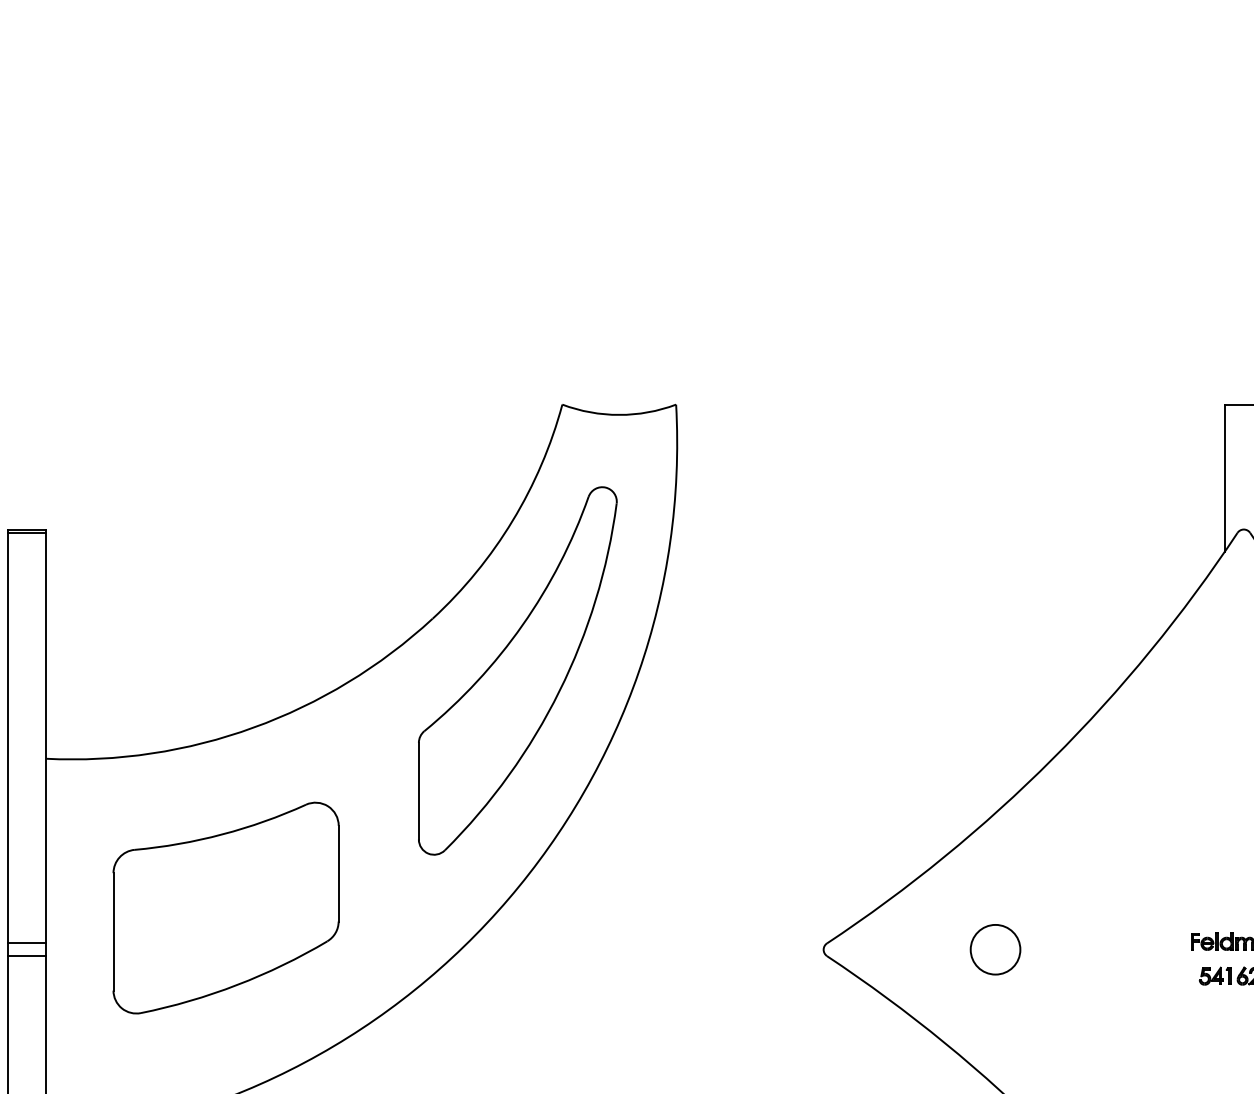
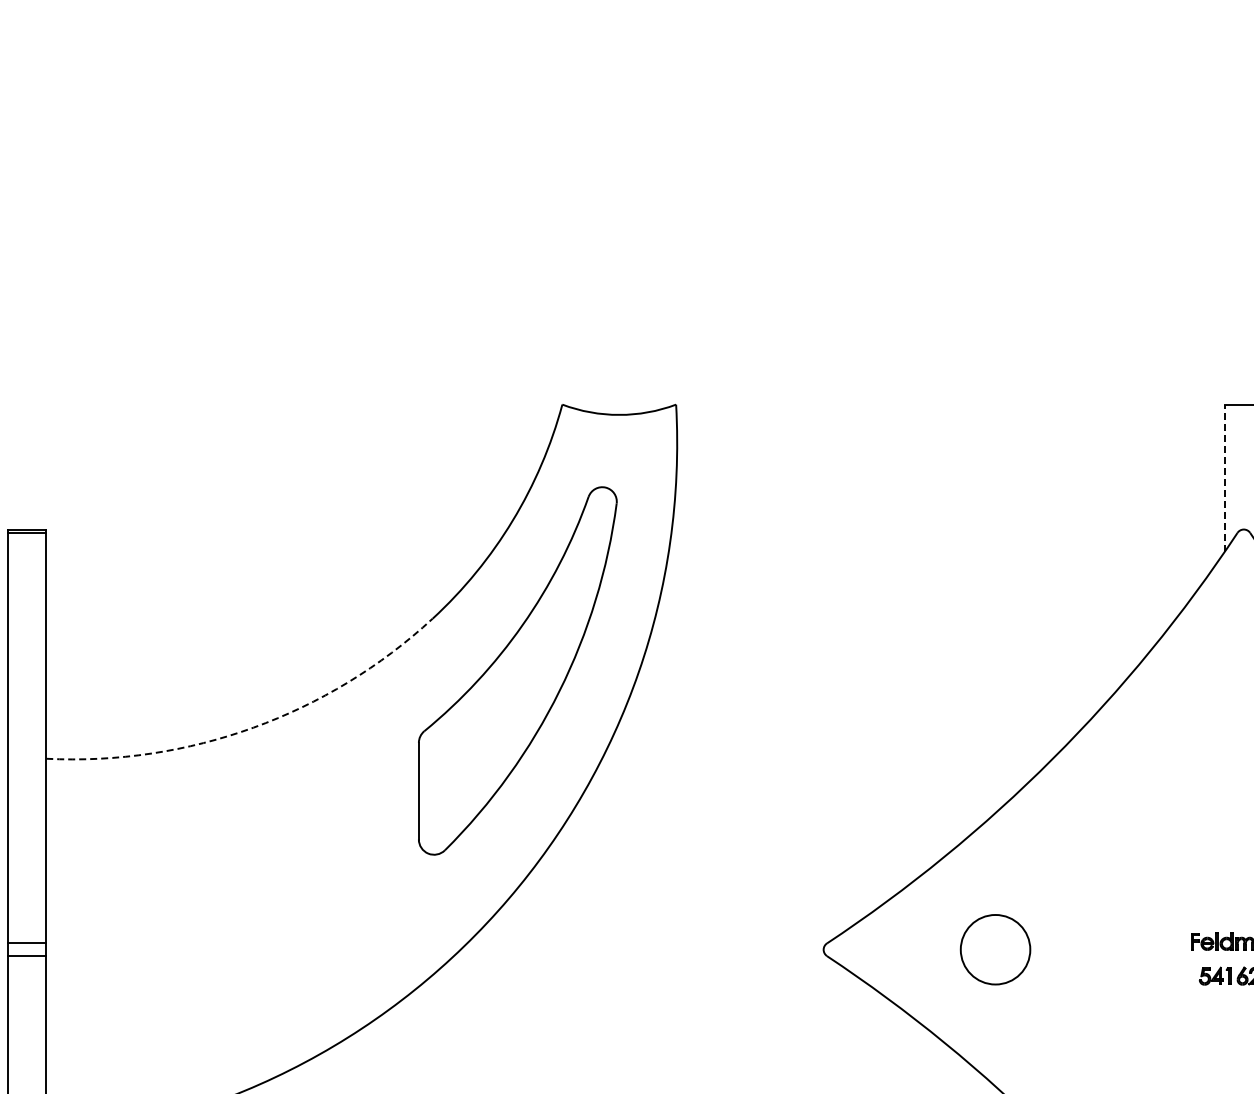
line: solid -> dashed (1224, 478)
arc: solid -> dashed (253, 727)
part: present -> none (225, 907)
circle diameter: 50 px -> 70 px (995, 949)
